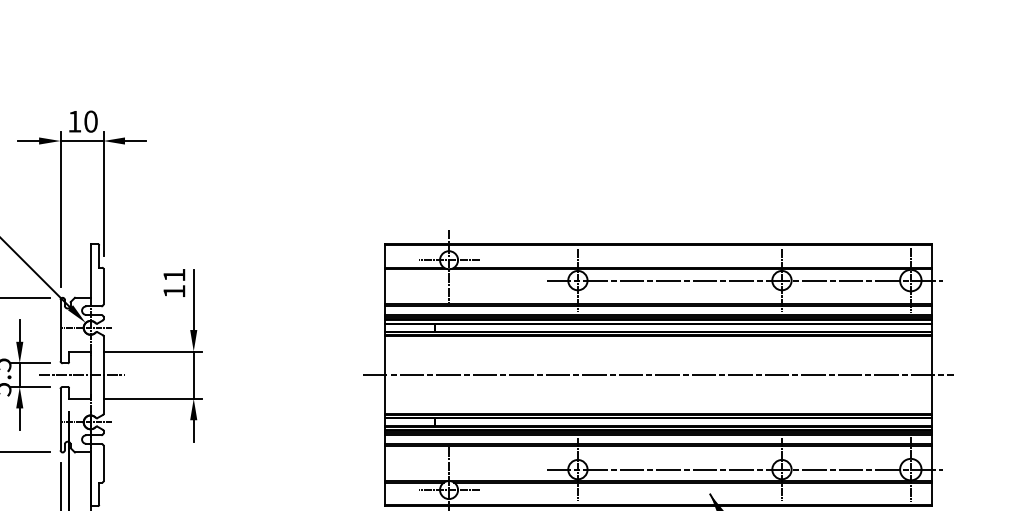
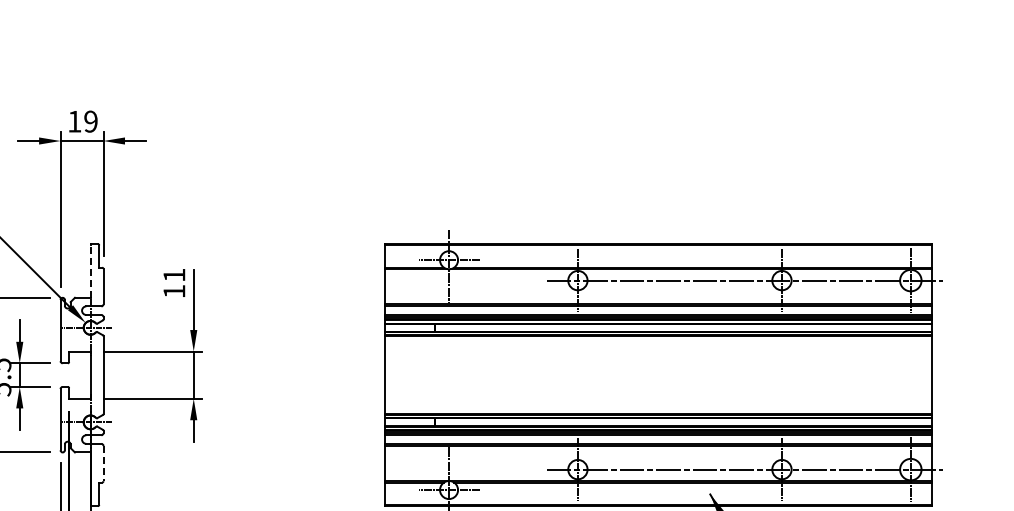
text: 10 -> 19 (90, 121)
line: solid -> dashed (90, 271)
line: present -> none (82, 375)
line: present -> none (658, 375)
line: solid -> dashed (103, 463)
